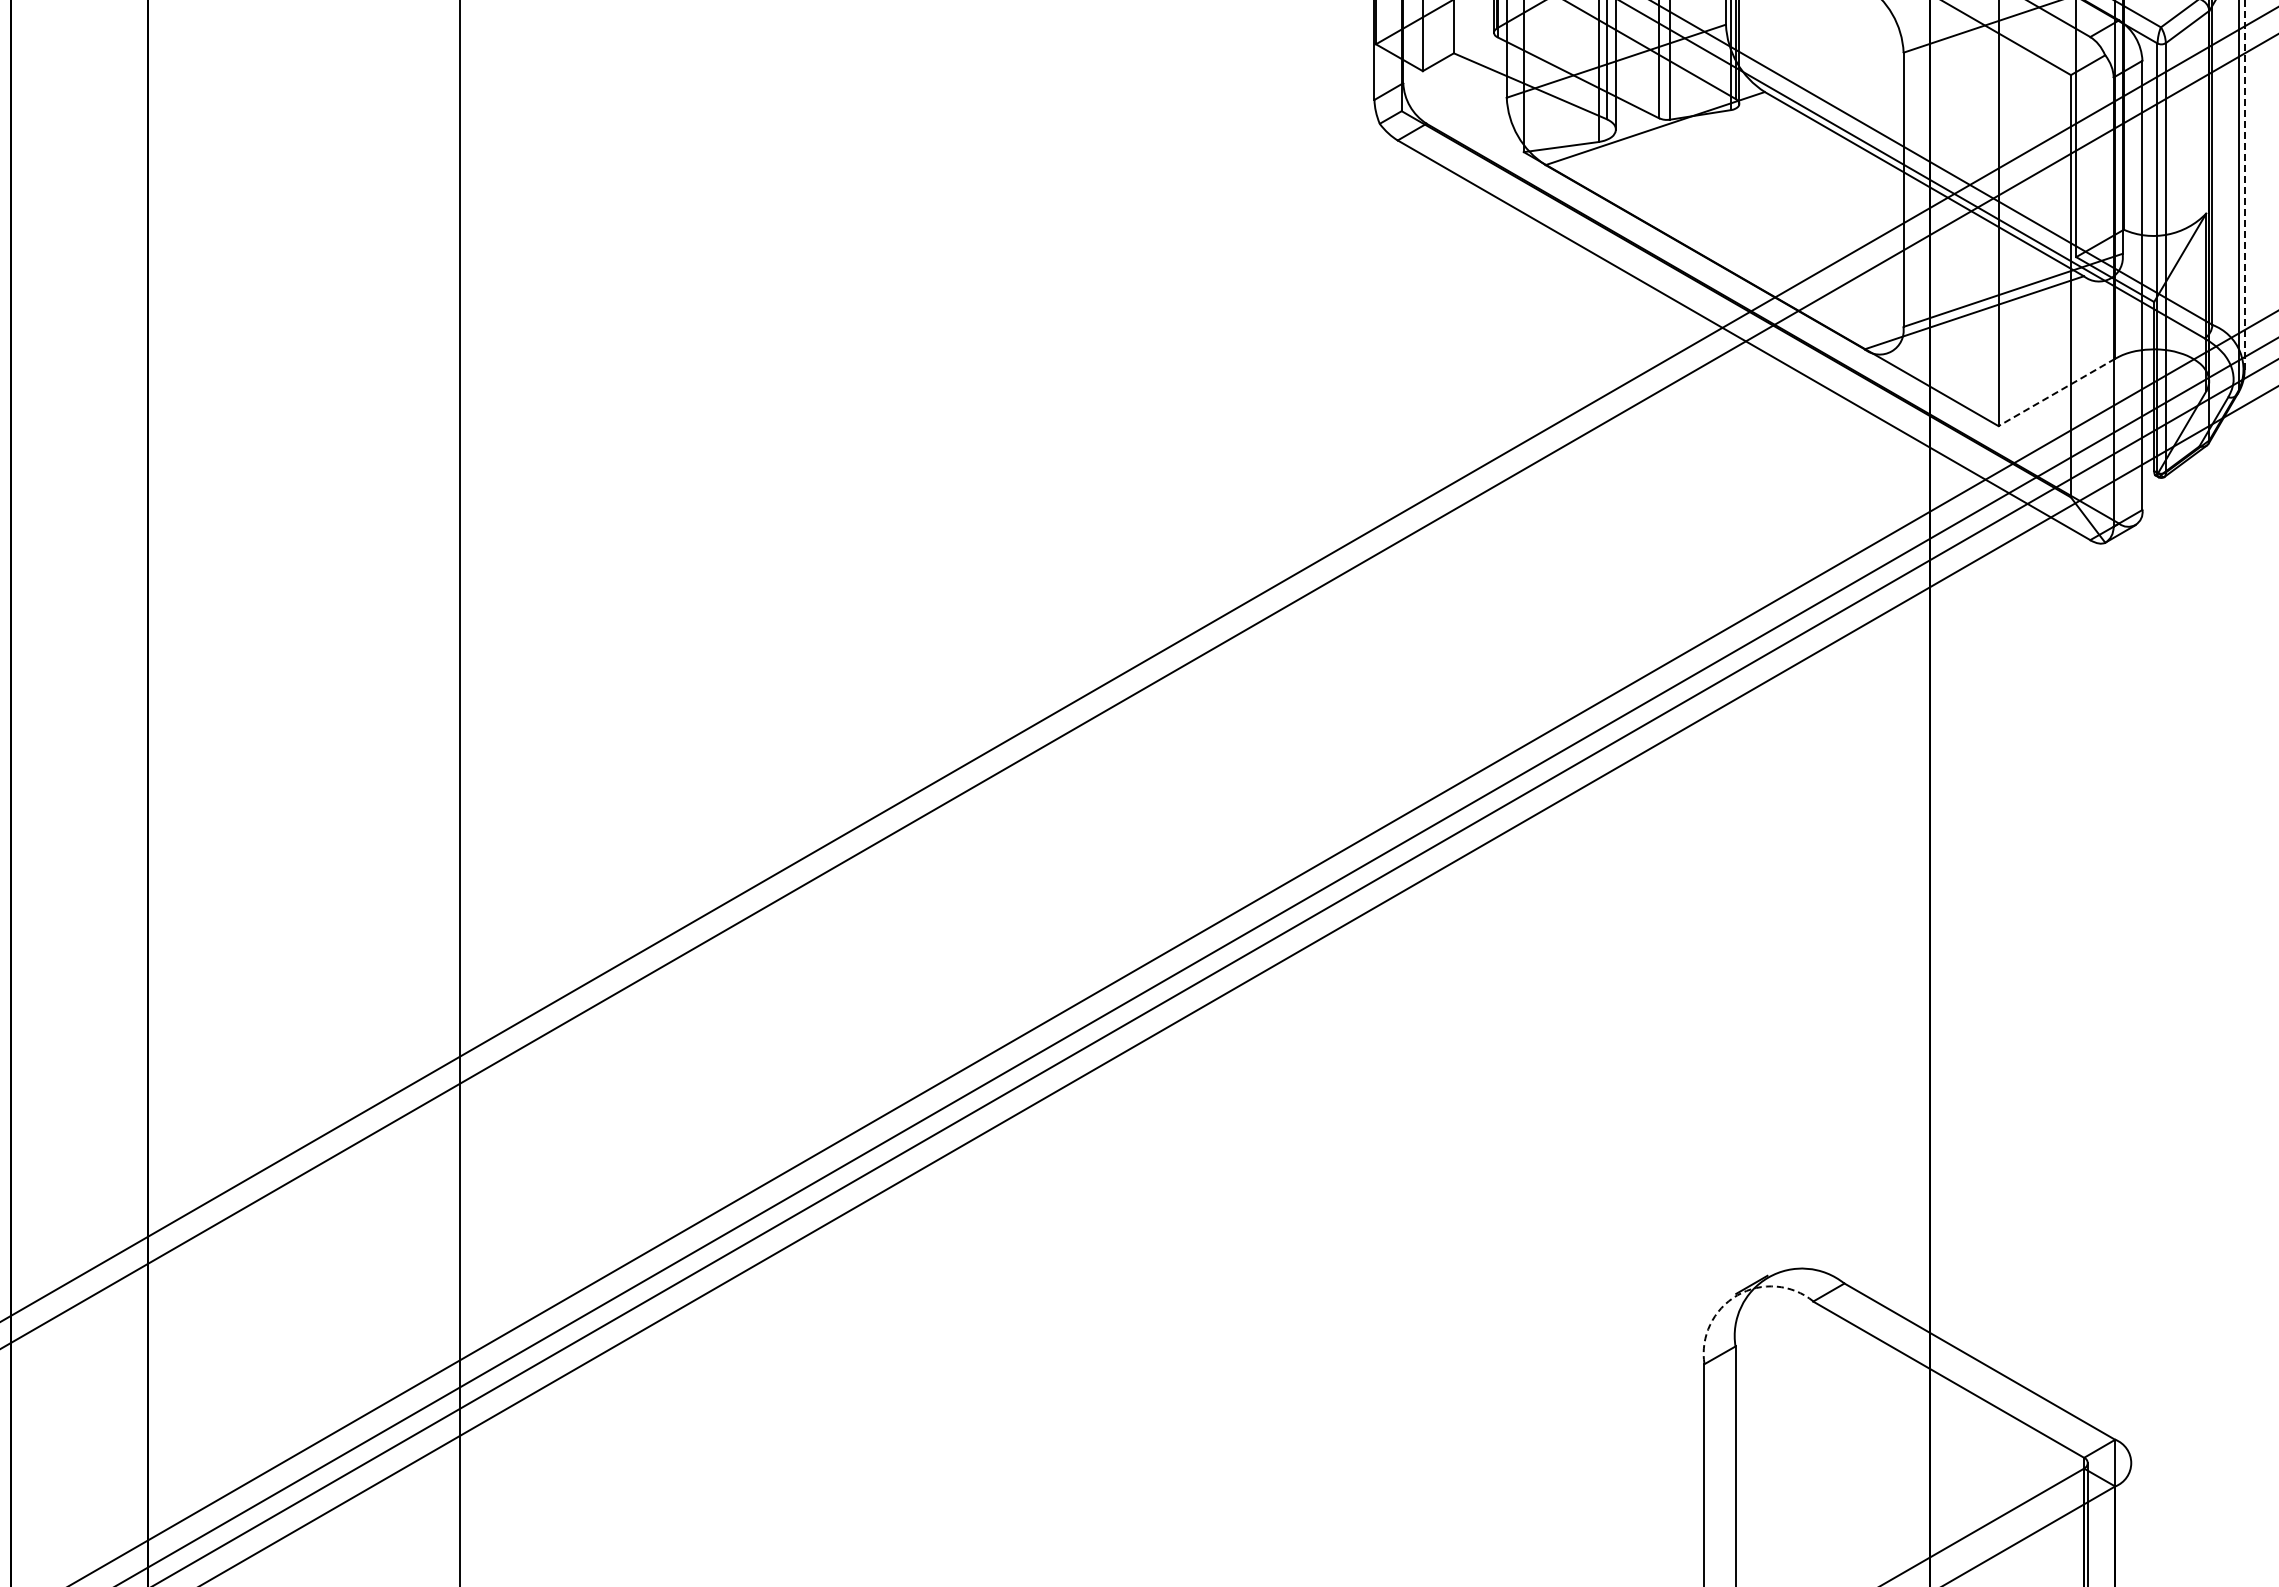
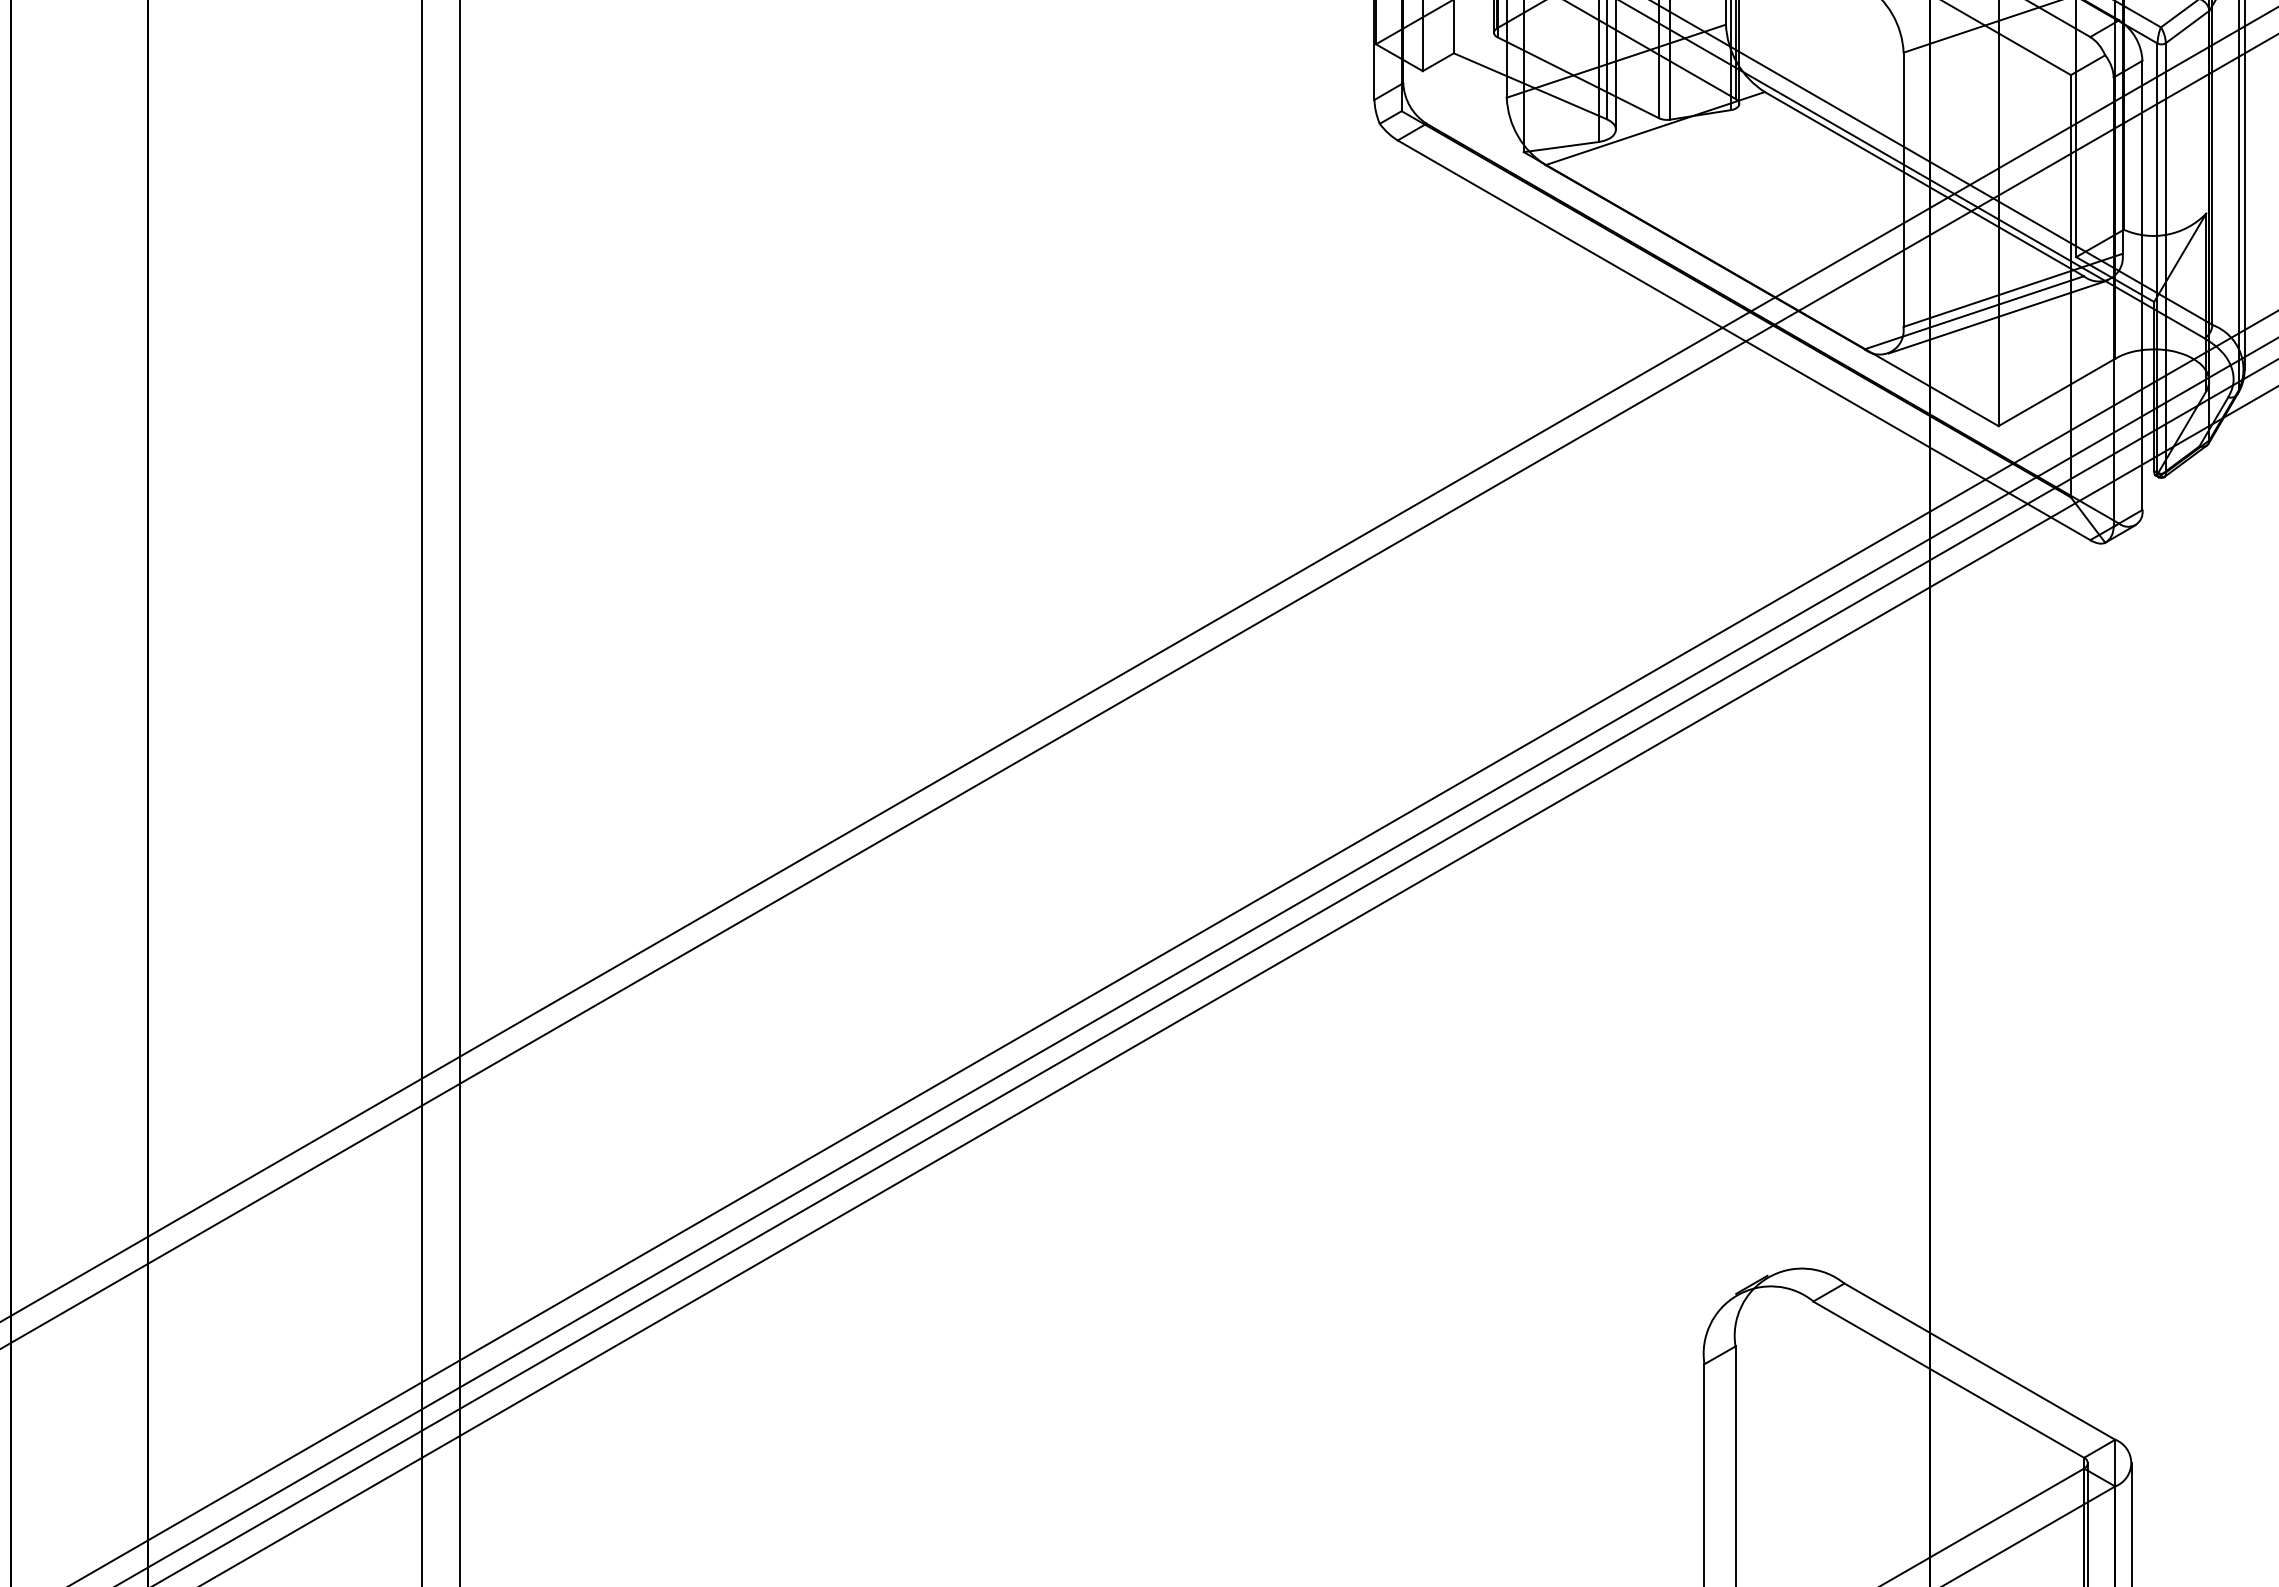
line: dashed -> solid (2244, 185)
line: none -> present (1997, 316)
line: dashed -> solid (2056, 392)
line: none -> present (422, 792)
arc: dashed -> solid (1737, 1295)
line: none -> present (2131, 1523)
